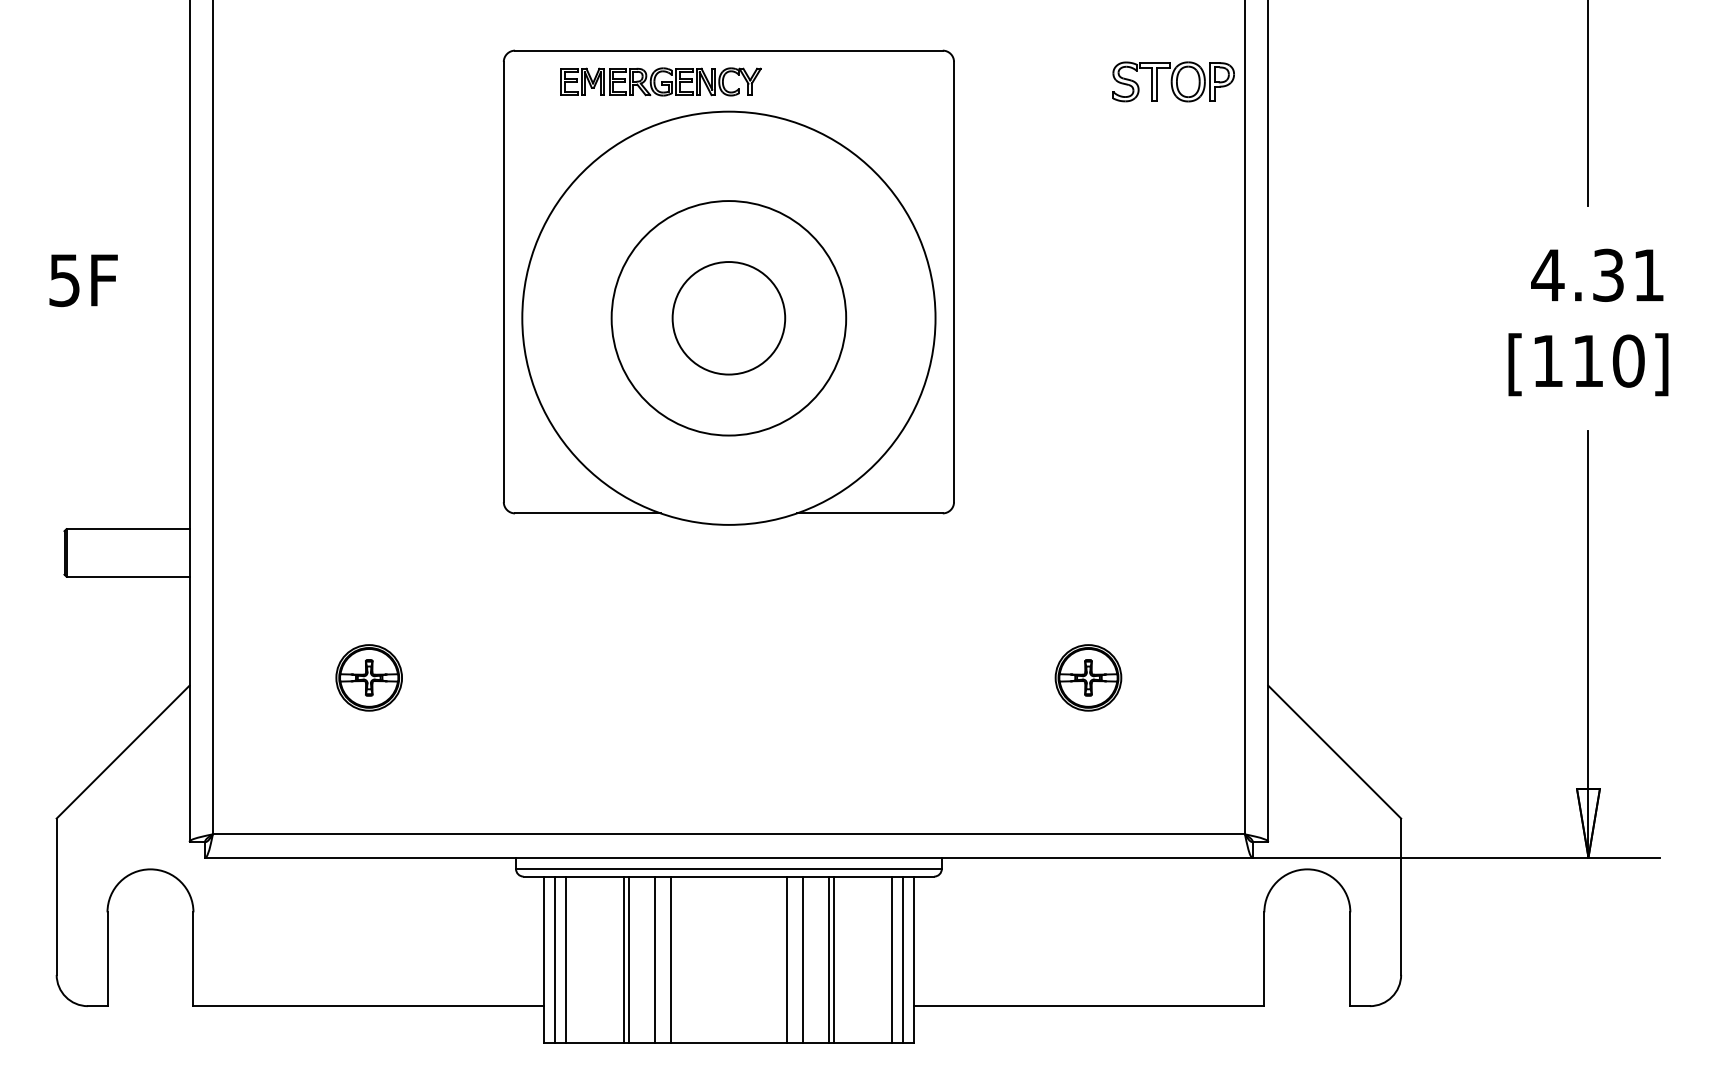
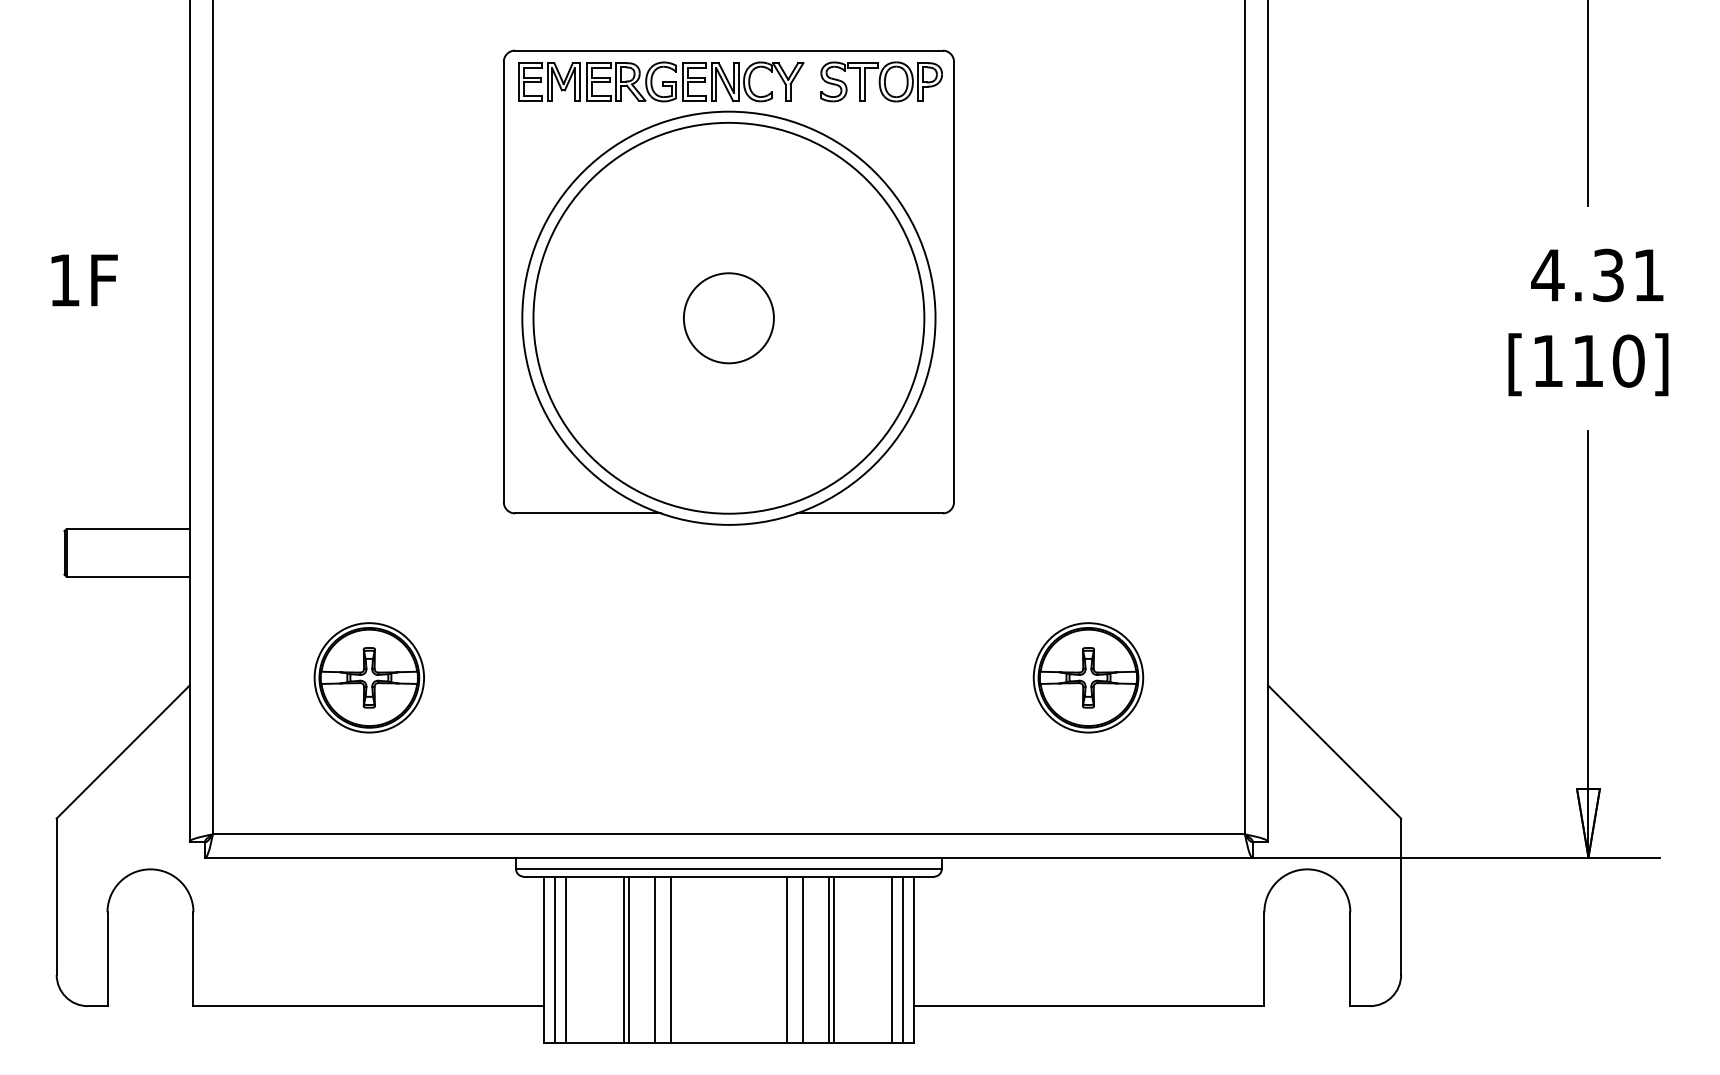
part size: 202x30 px -> 287x42 px (661, 81)
part position: (1173, 81) -> (881, 81) (881, 81)
text: 5F -> 1F (64, 280)
circle diameter: 113 px -> 90 px (728, 318)
circle diameter: 235 px -> 391 px (728, 317)
part size: 68x68 px -> 112x112 px (368, 677)
part size: 69x68 px -> 113x112 px (1088, 677)
